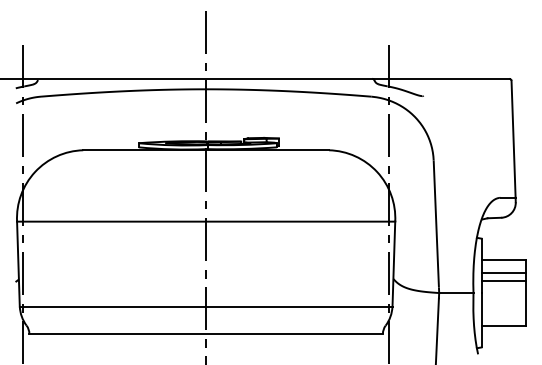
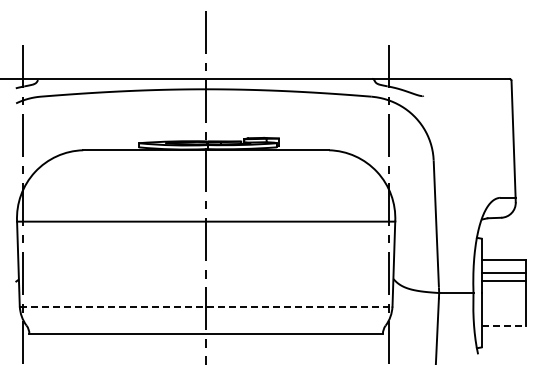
line: solid -> dashed (206, 306)
line: solid -> dashed (504, 326)
